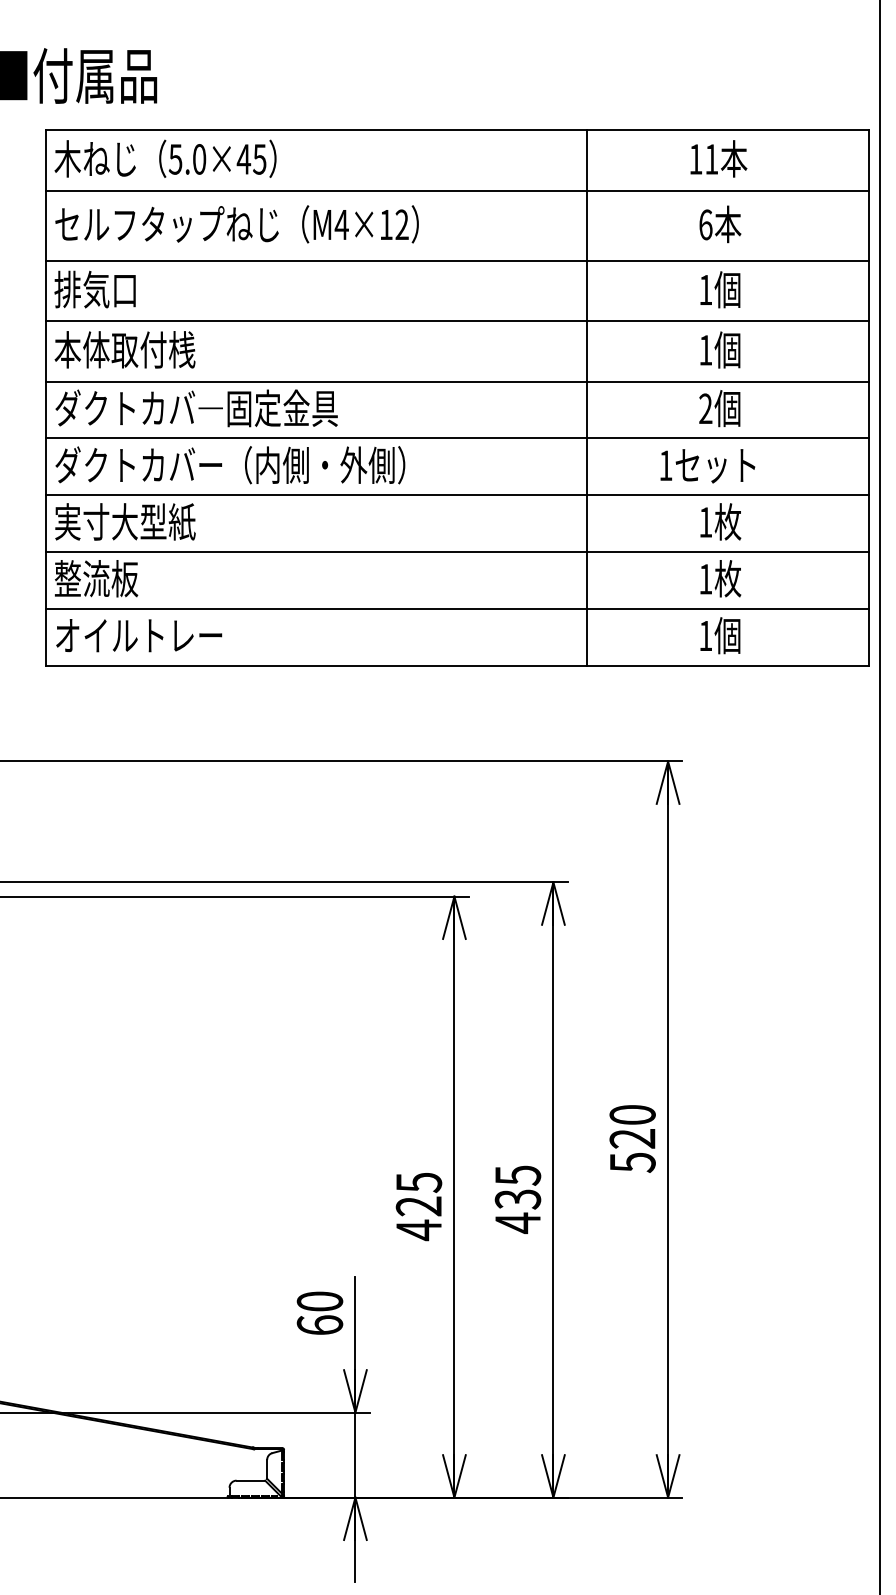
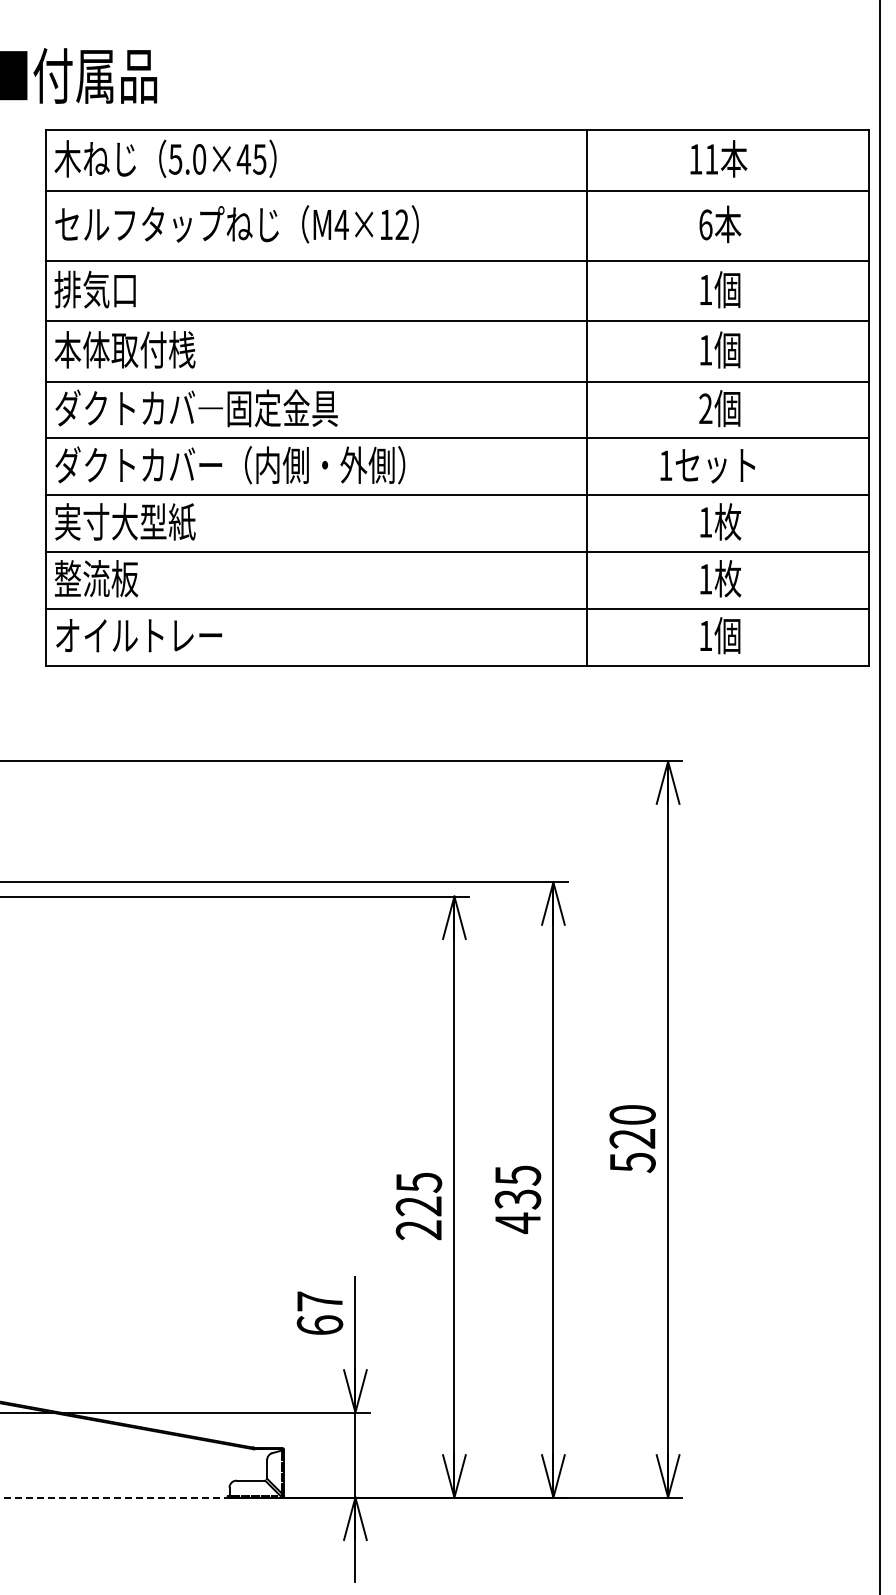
text: 425 -> 225 (418, 1230)
text: 60 -> 67 (319, 1301)
line: solid -> dashed (114, 1497)
